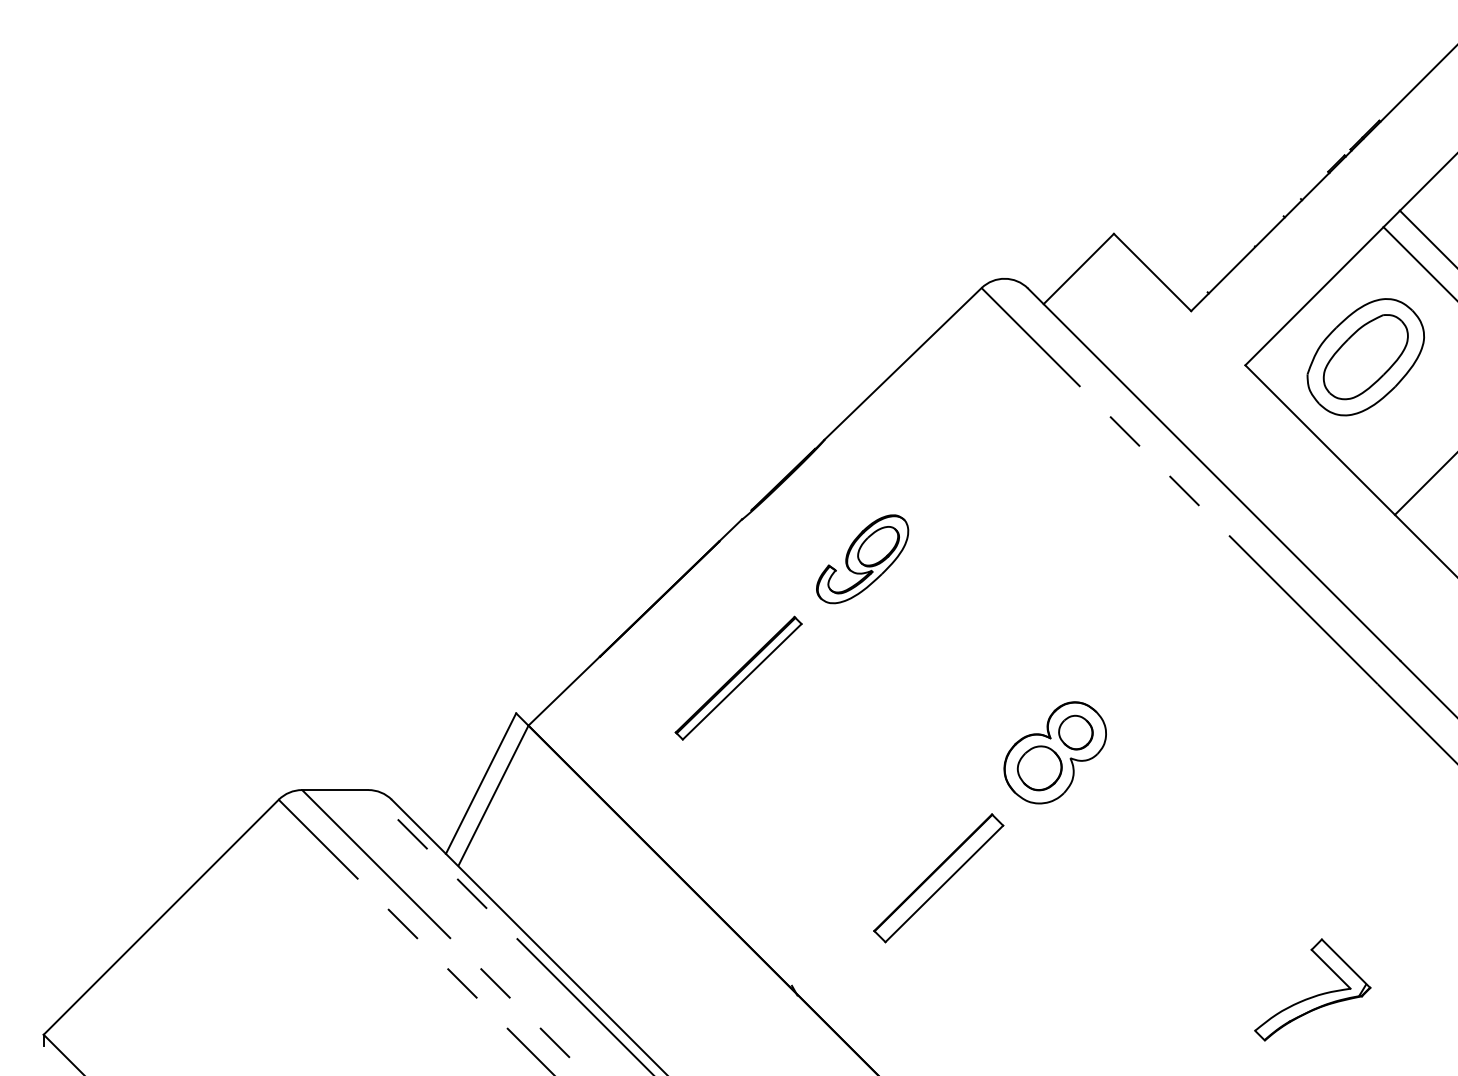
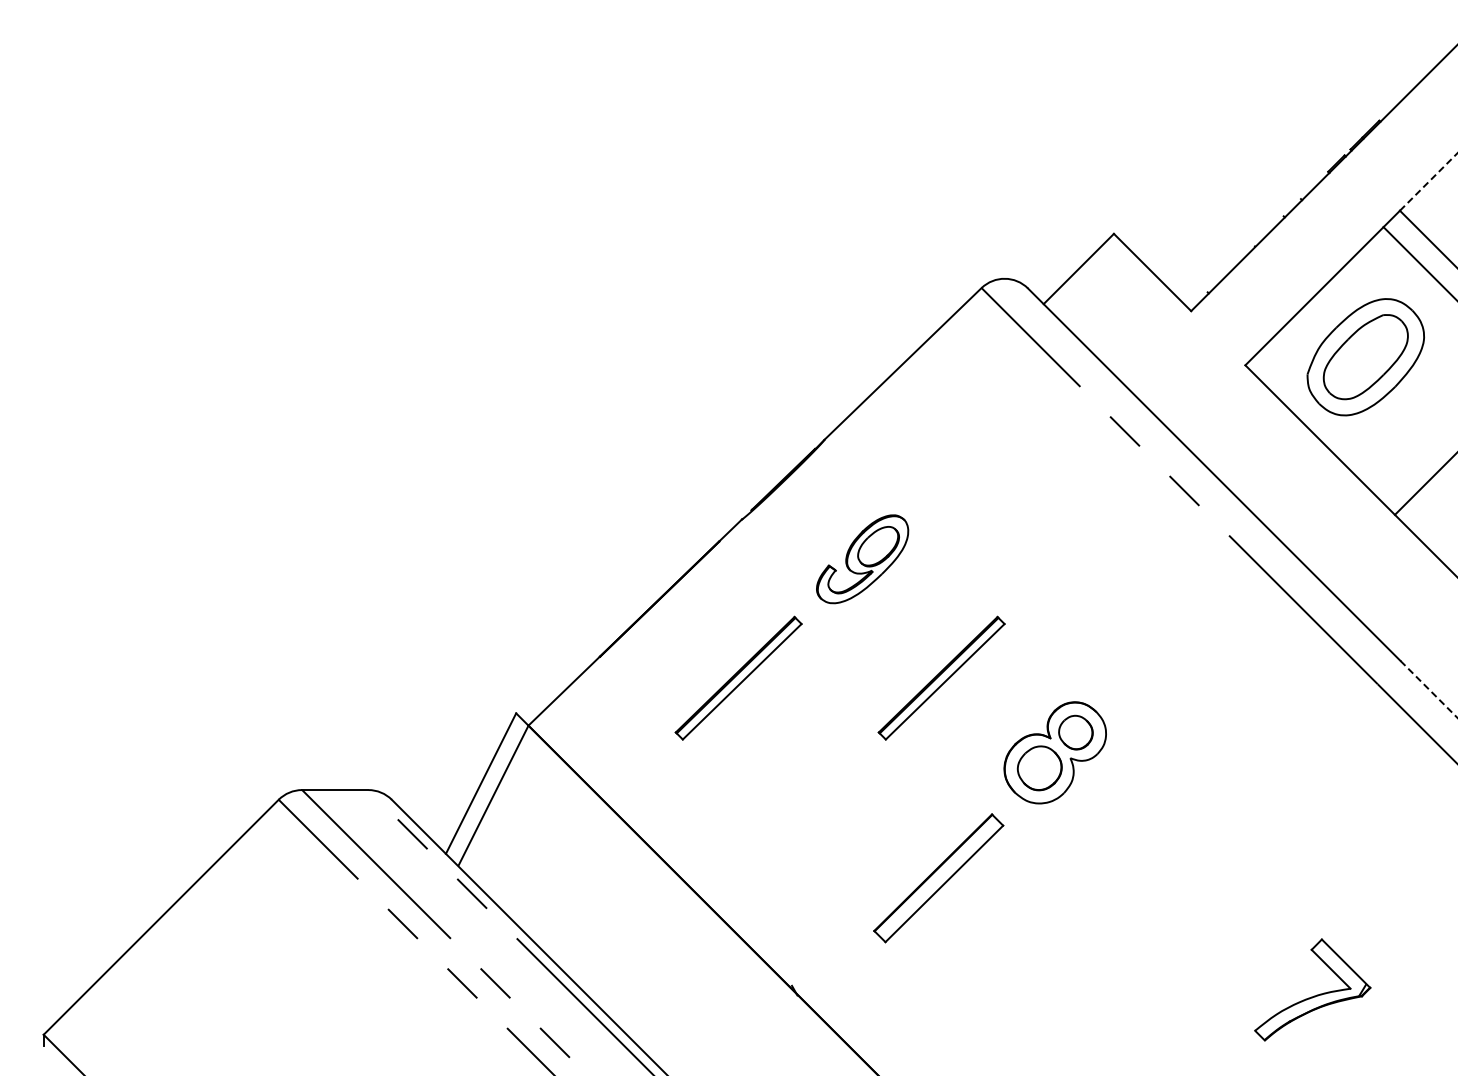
line: solid -> dashed (1428, 181)
part: none -> present (941, 677)
line: solid -> dashed (1429, 689)
